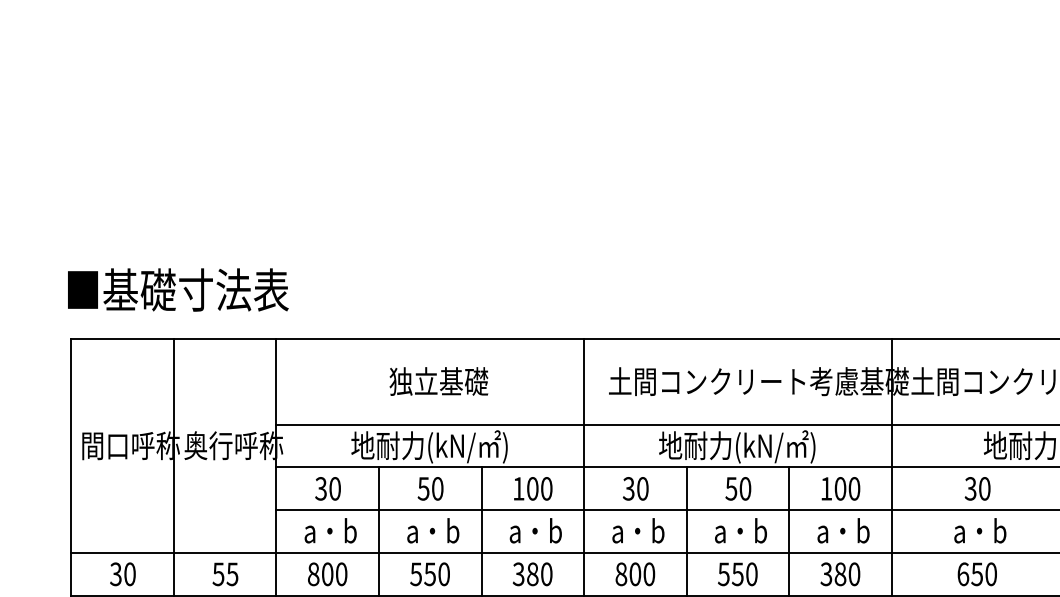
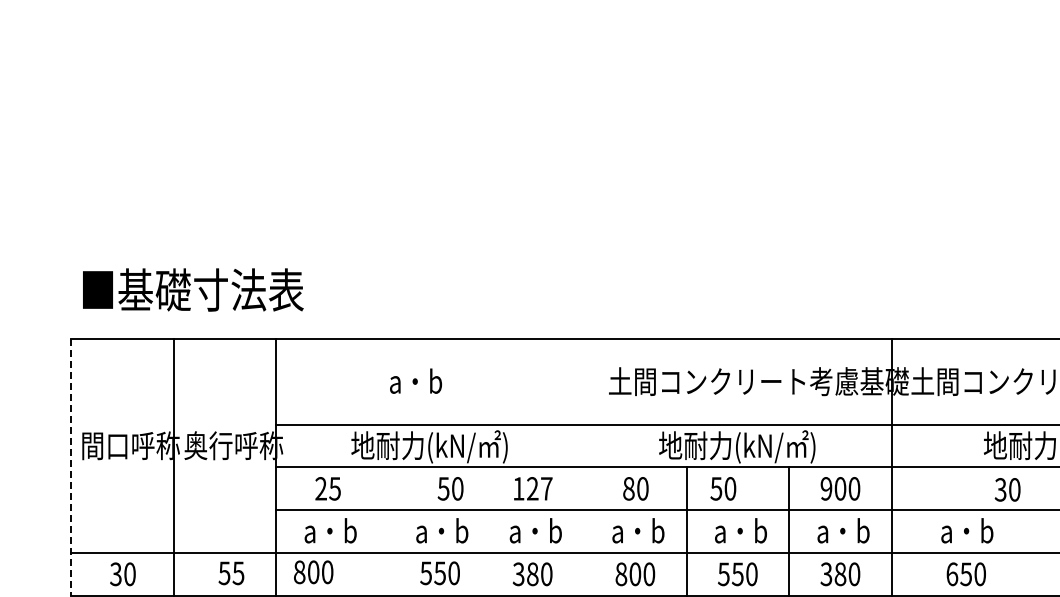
text position: (178, 289) -> (193, 289) (193, 289)
text: 独立基礎 -> a・b (438, 381)
line: present -> none (584, 466)
line: solid -> dashed (71, 467)
text: 30 -> 25 (327, 488)
text position: (430, 488) -> (450, 488) (450, 488)
text: 100 -> 127 (539, 488)
text: 30 -> 80 (628, 488)
text position: (738, 488) -> (723, 488) (723, 488)
text: 100 -> 900 (826, 488)
text position: (977, 488) -> (1007, 489) (1007, 489)
line: present -> none (379, 530)
text position: (433, 530) -> (442, 530) (442, 530)
line: present -> none (481, 530)
text position: (980, 530) -> (967, 530) (967, 530)
text position: (225, 574) -> (231, 573) (231, 573)
text position: (327, 574) -> (313, 572) (313, 572)
text position: (429, 574) -> (439, 573) (439, 573)
text position: (976, 574) -> (965, 574) (965, 574)
